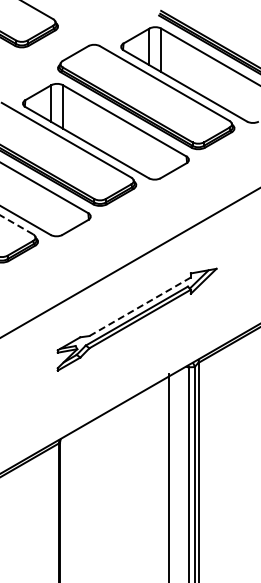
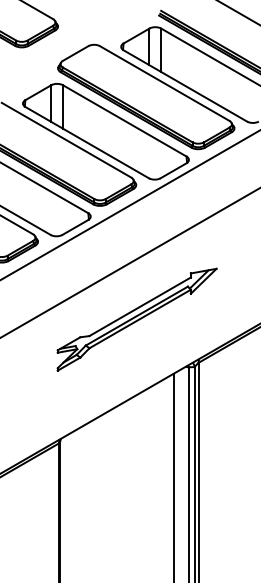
line: none -> present (238, 12)
line: none -> present (129, 204)
line: dashed -> solid (16, 224)
line: dashed -> solid (140, 306)
line position: (168, 476) -> (173, 476) (173, 476)
